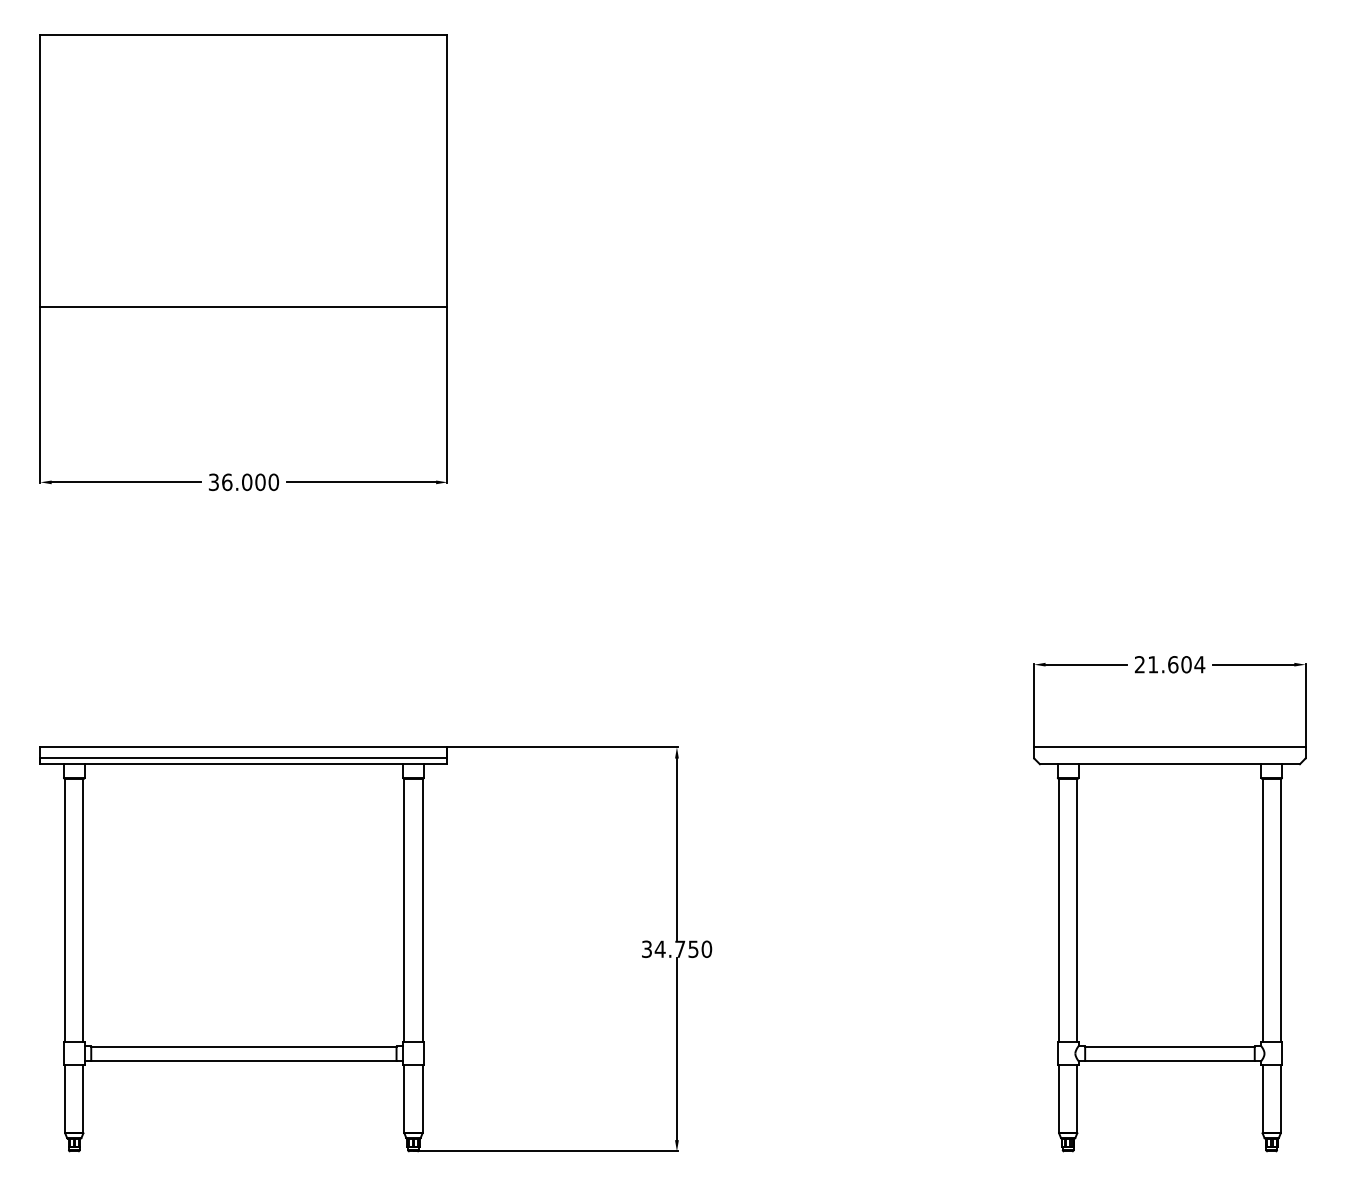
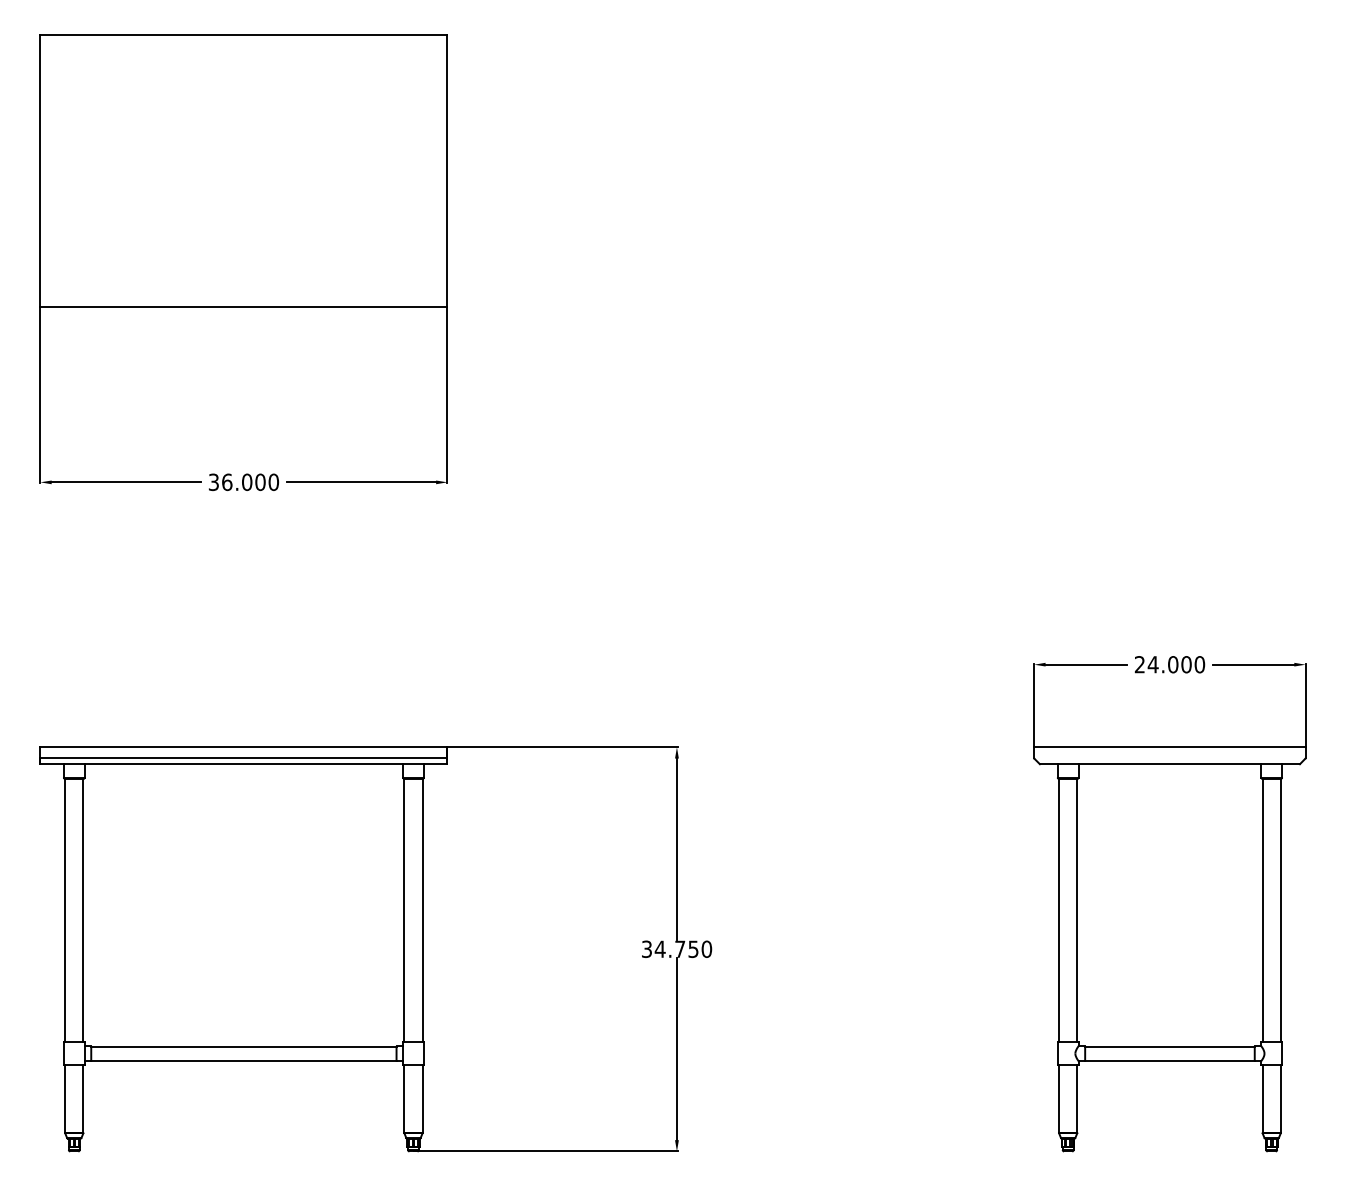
text: 21.604 -> 24.000 (1176, 664)
